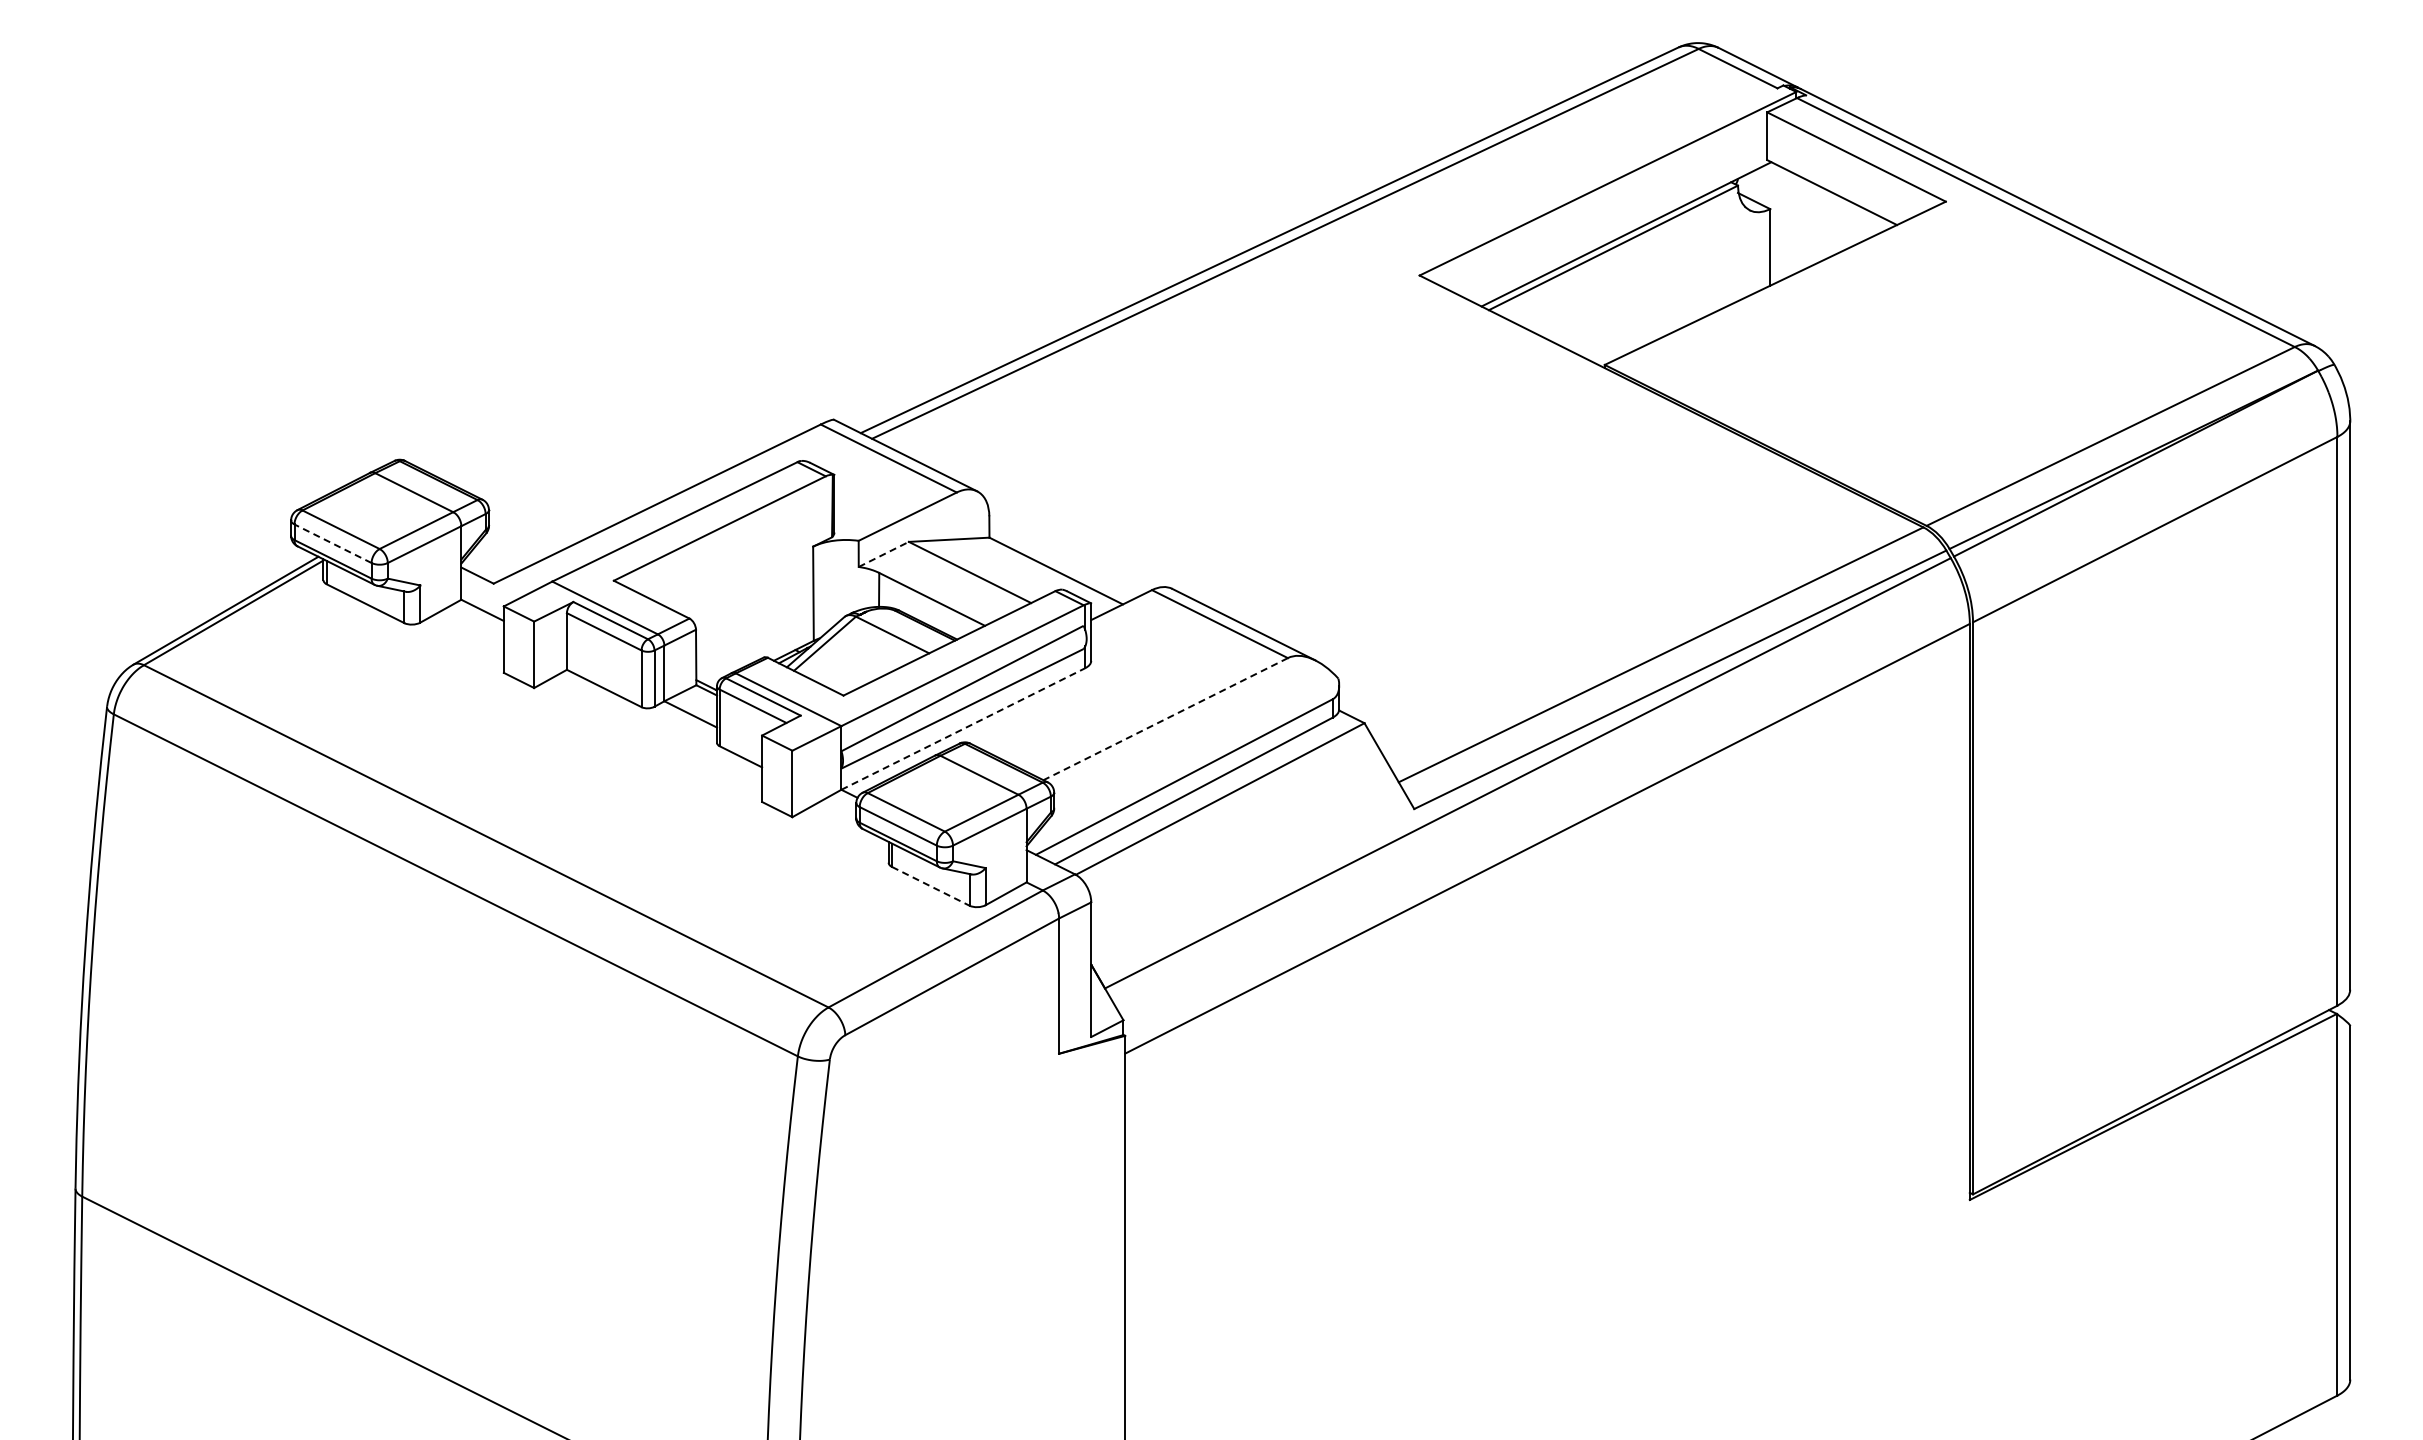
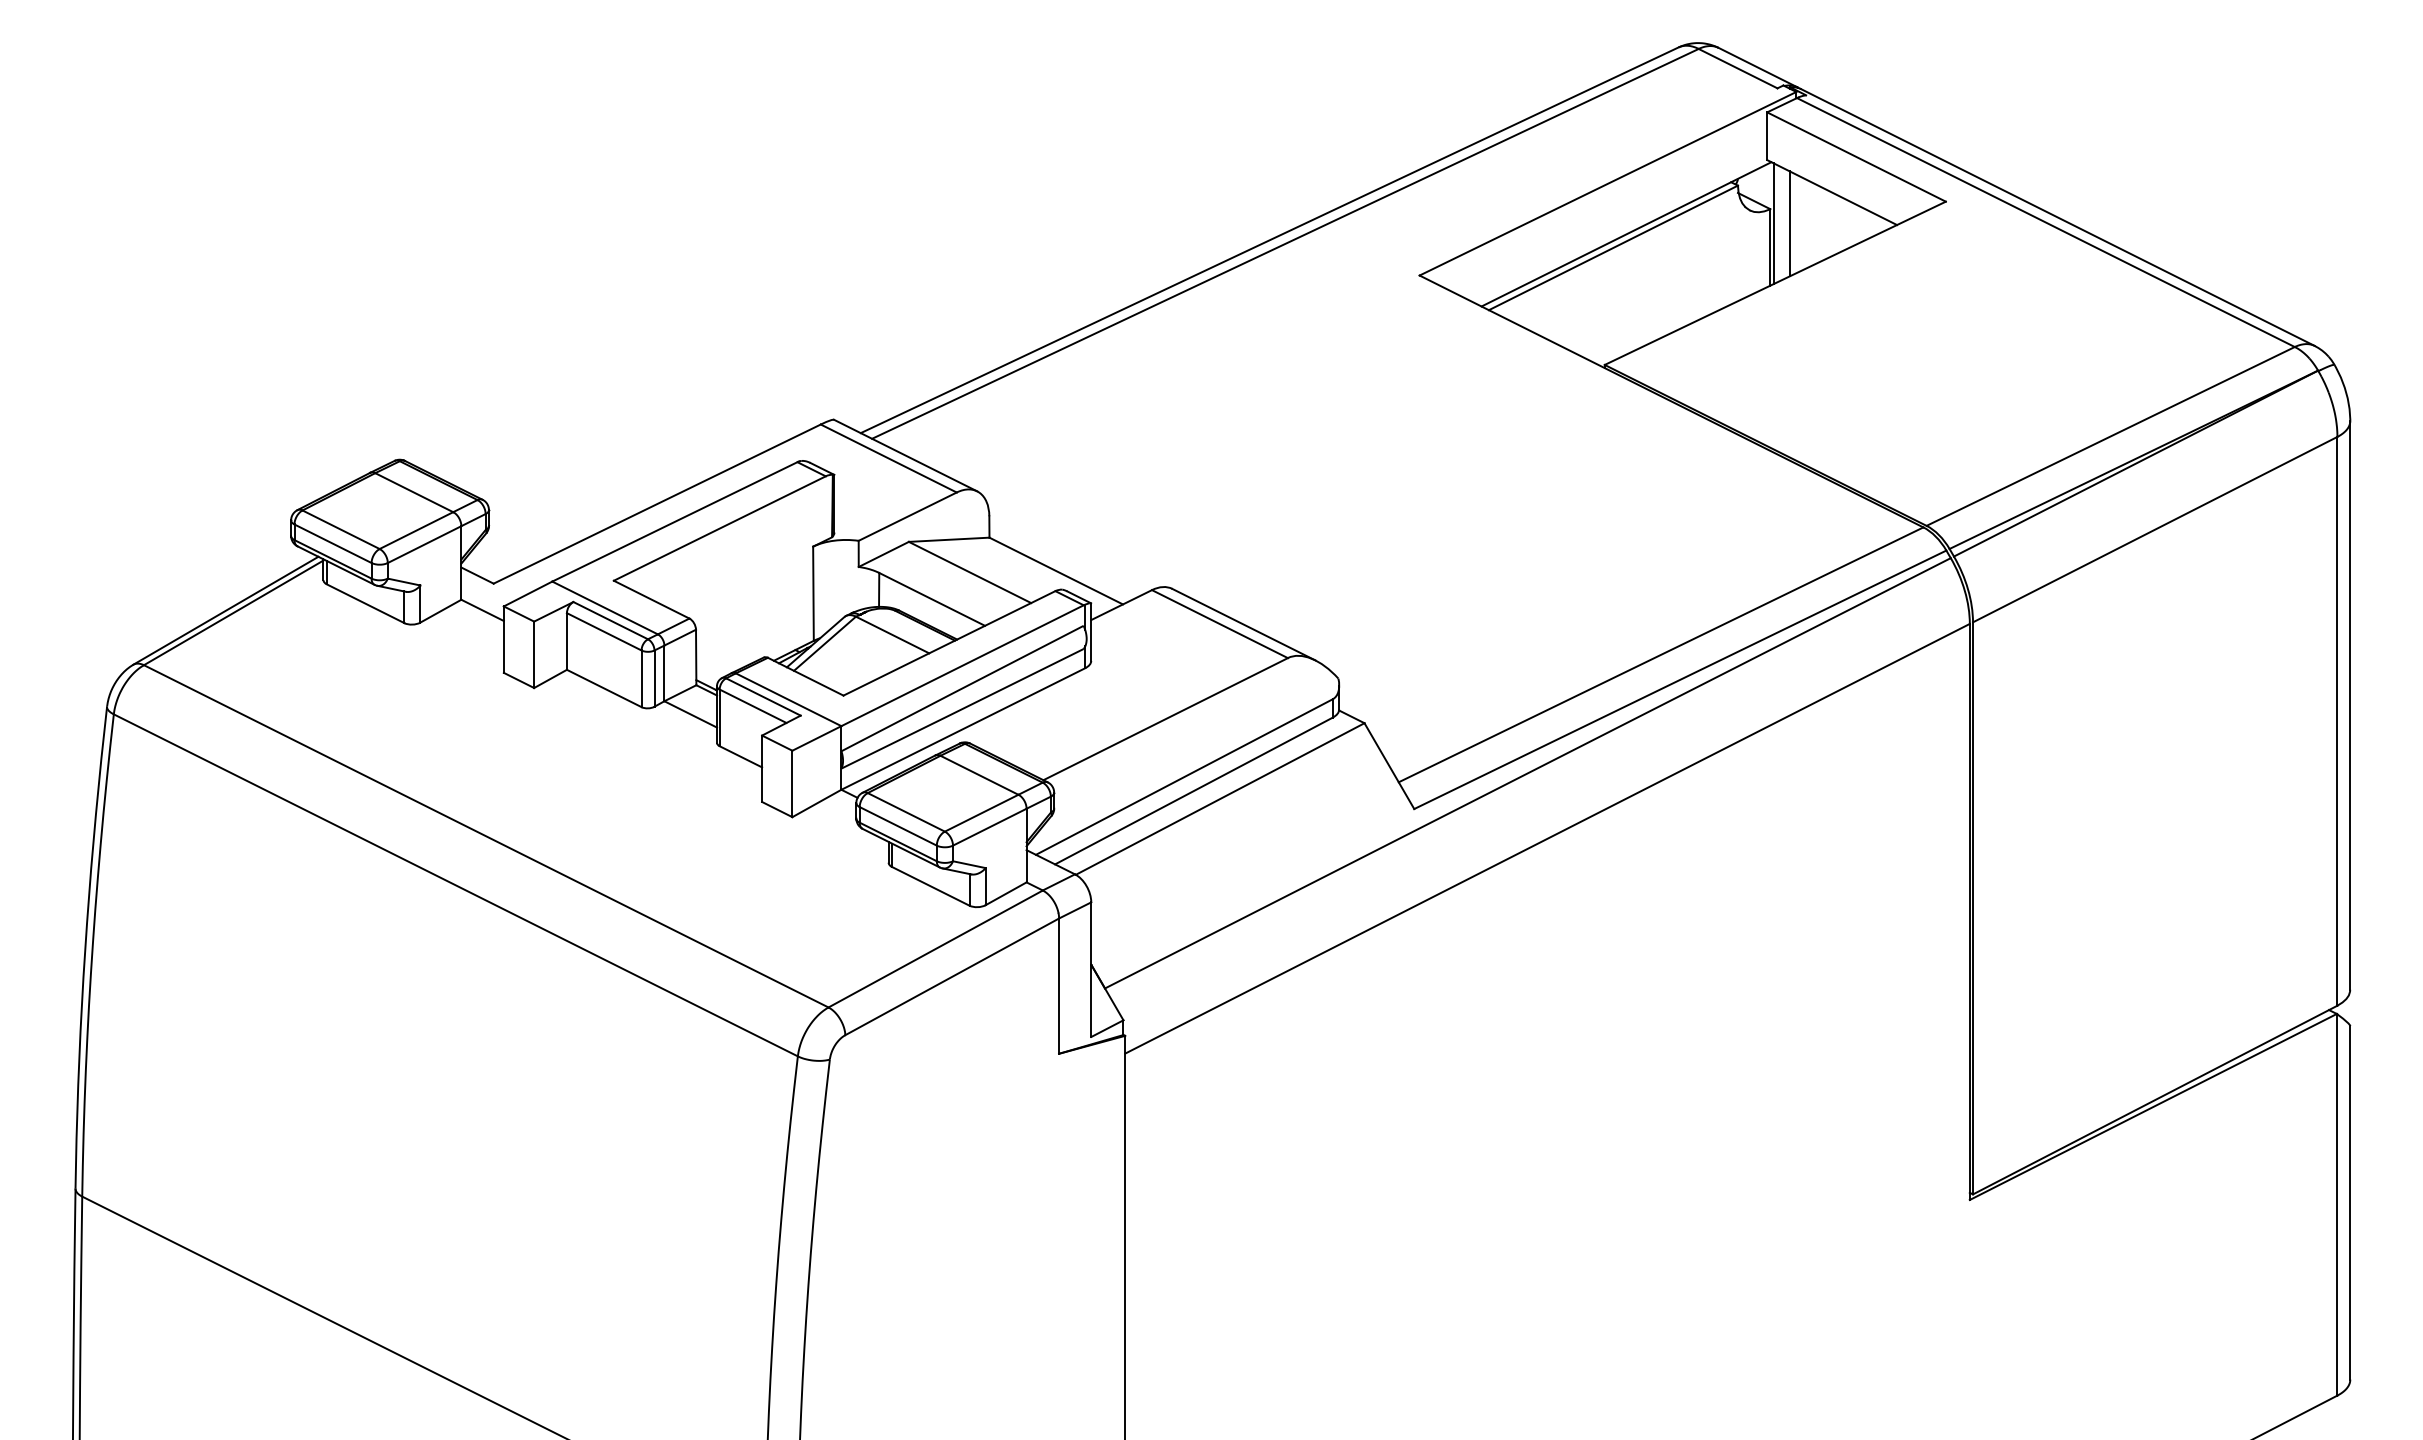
line: none -> present (1773, 223)
line: none -> present (1789, 223)
line: dashed -> solid (332, 543)
line: dashed -> solid (884, 554)
line: dashed -> solid (1165, 719)
line: dashed -> solid (963, 728)
line: dashed -> solid (931, 886)
